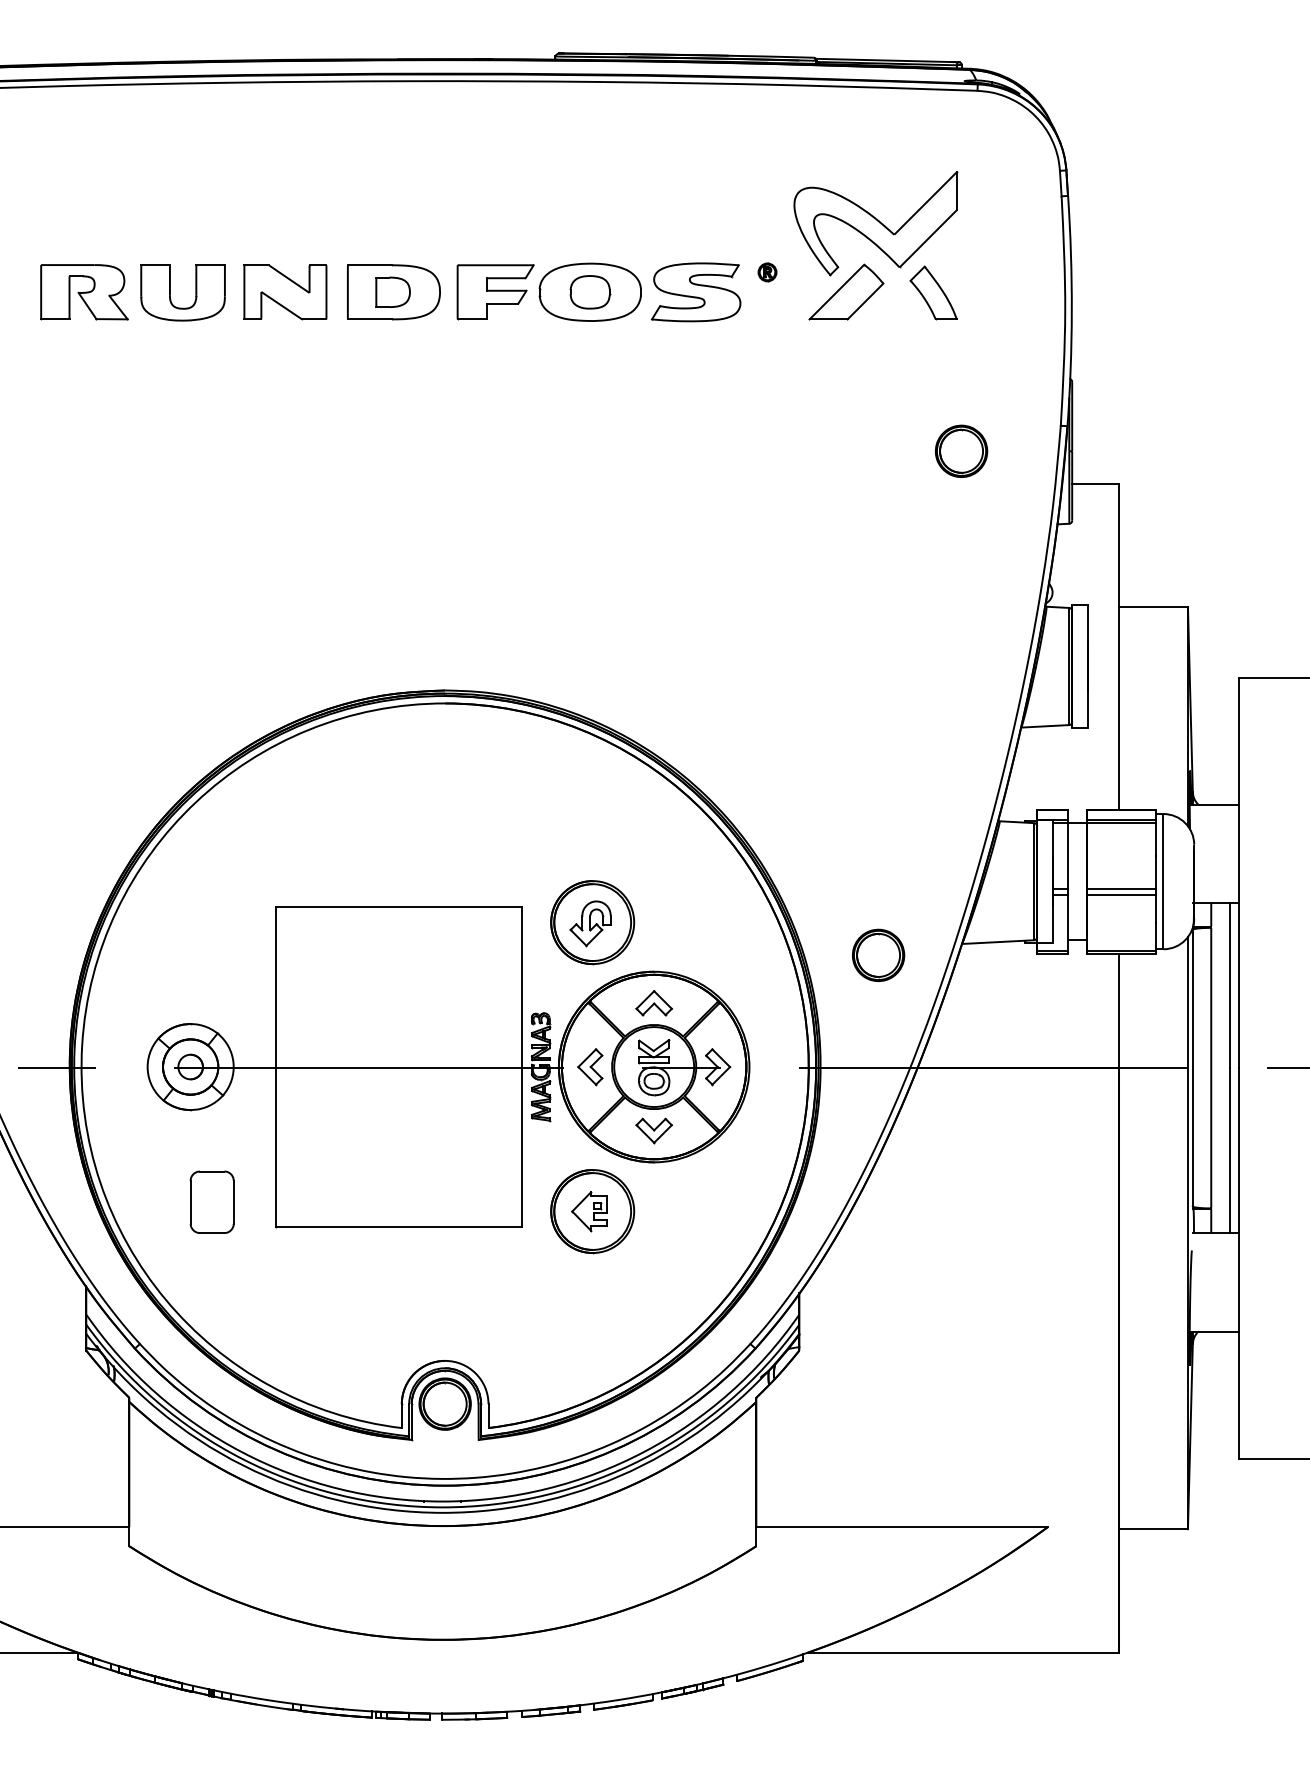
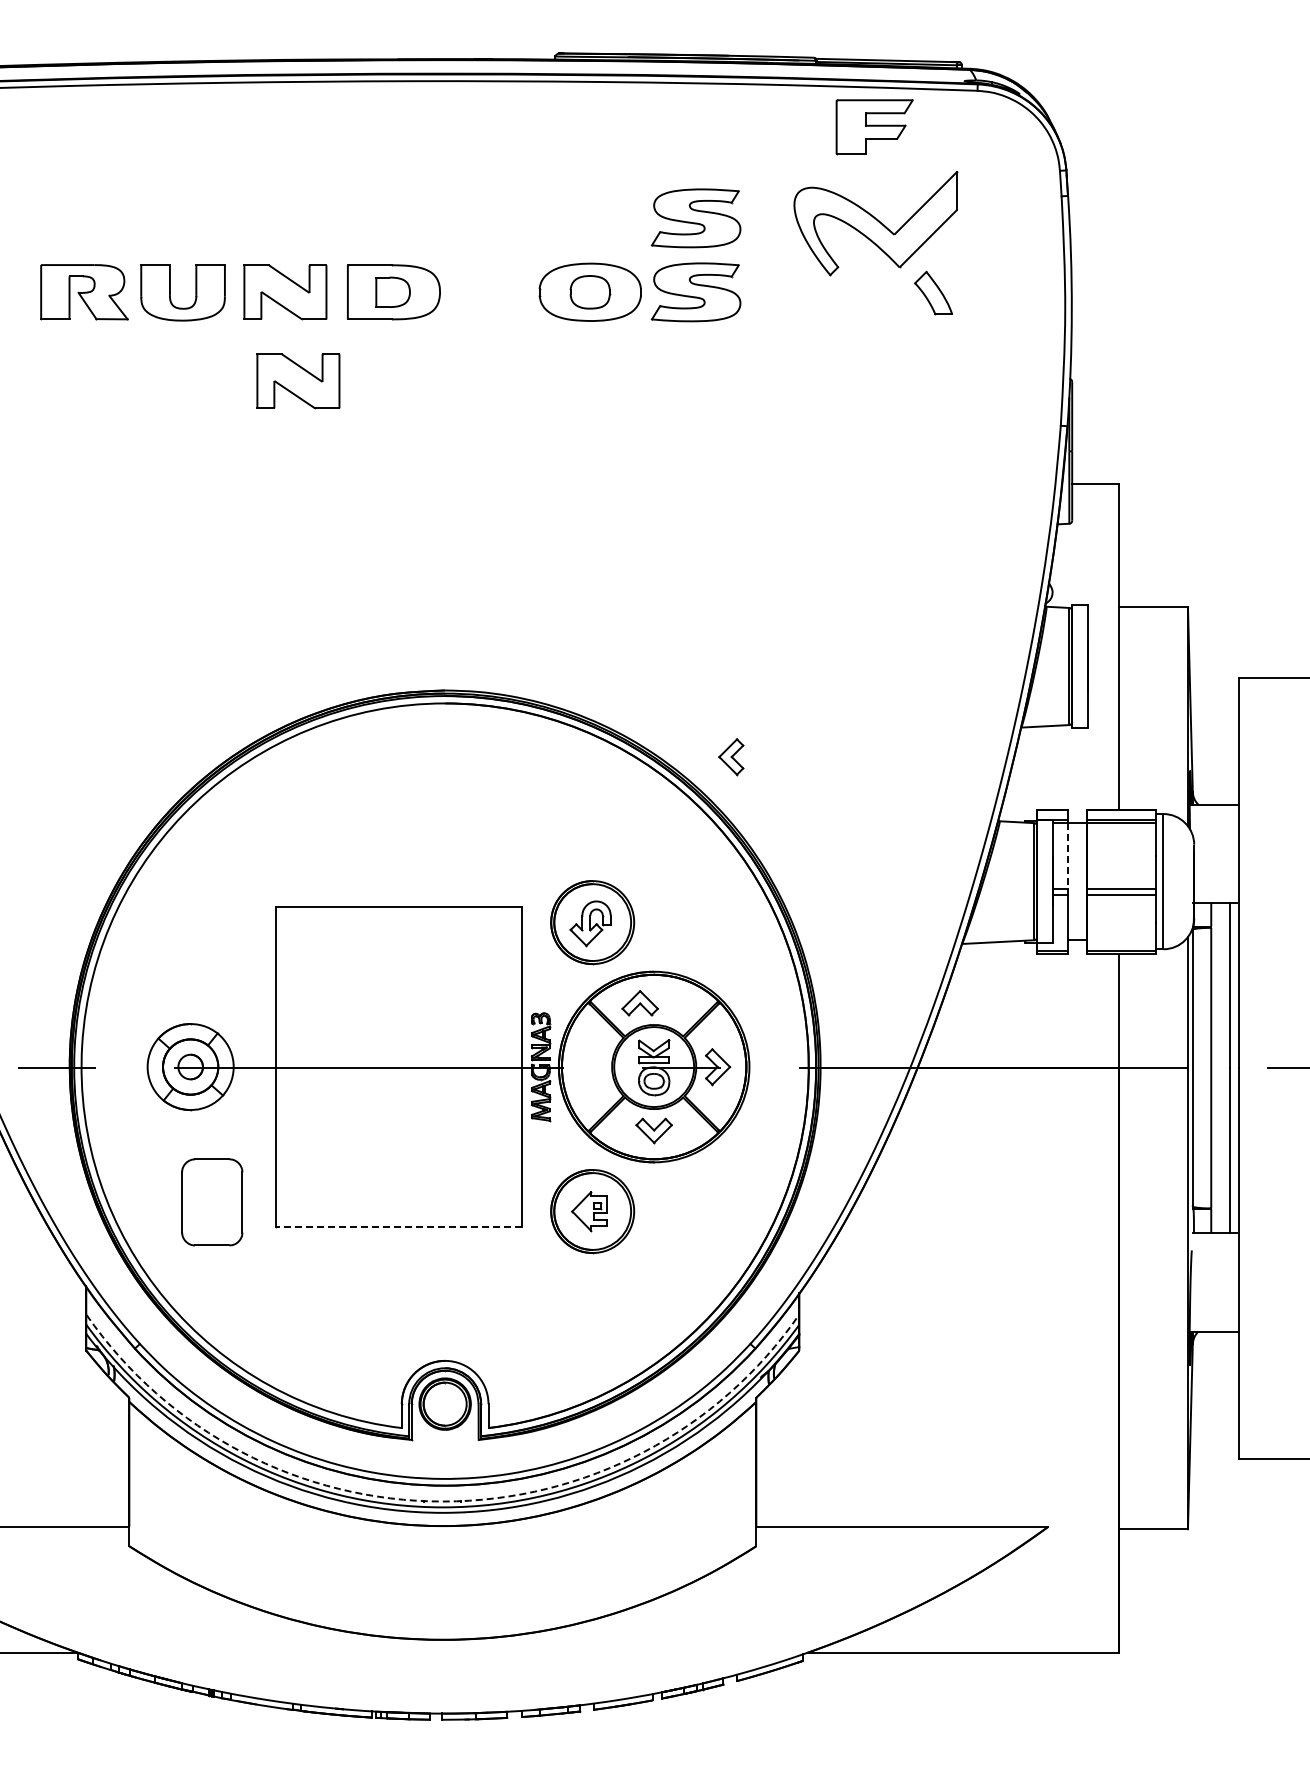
part: none -> present (695, 218)
part: present -> none (767, 272)
part: present -> none (846, 291)
part position: (495, 292) -> (874, 127) (874, 127)
part size: 49x56 px -> 39x46 px (933, 292)
part: none -> present (298, 381)
part: present -> none (961, 450)
line: solid -> dashed (1067, 856)
part: present -> none (878, 954)
part position: (653, 1003) -> (639, 1003) (639, 1003)
part position: (590, 1067) -> (731, 757) (731, 757)
part size: 46x64 px -> 63x89 px (212, 1202)
line: solid -> dashed (399, 1226)
arc: solid -> dashed (443, 1501)
